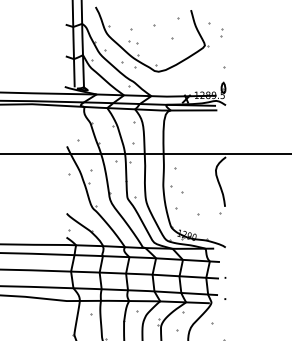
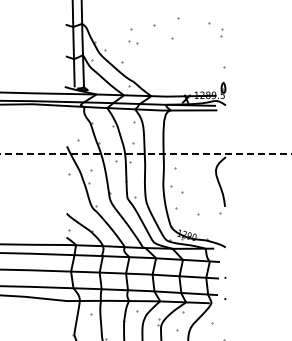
part: present -> none (138, 54)
line: solid -> dashed (145, 153)
